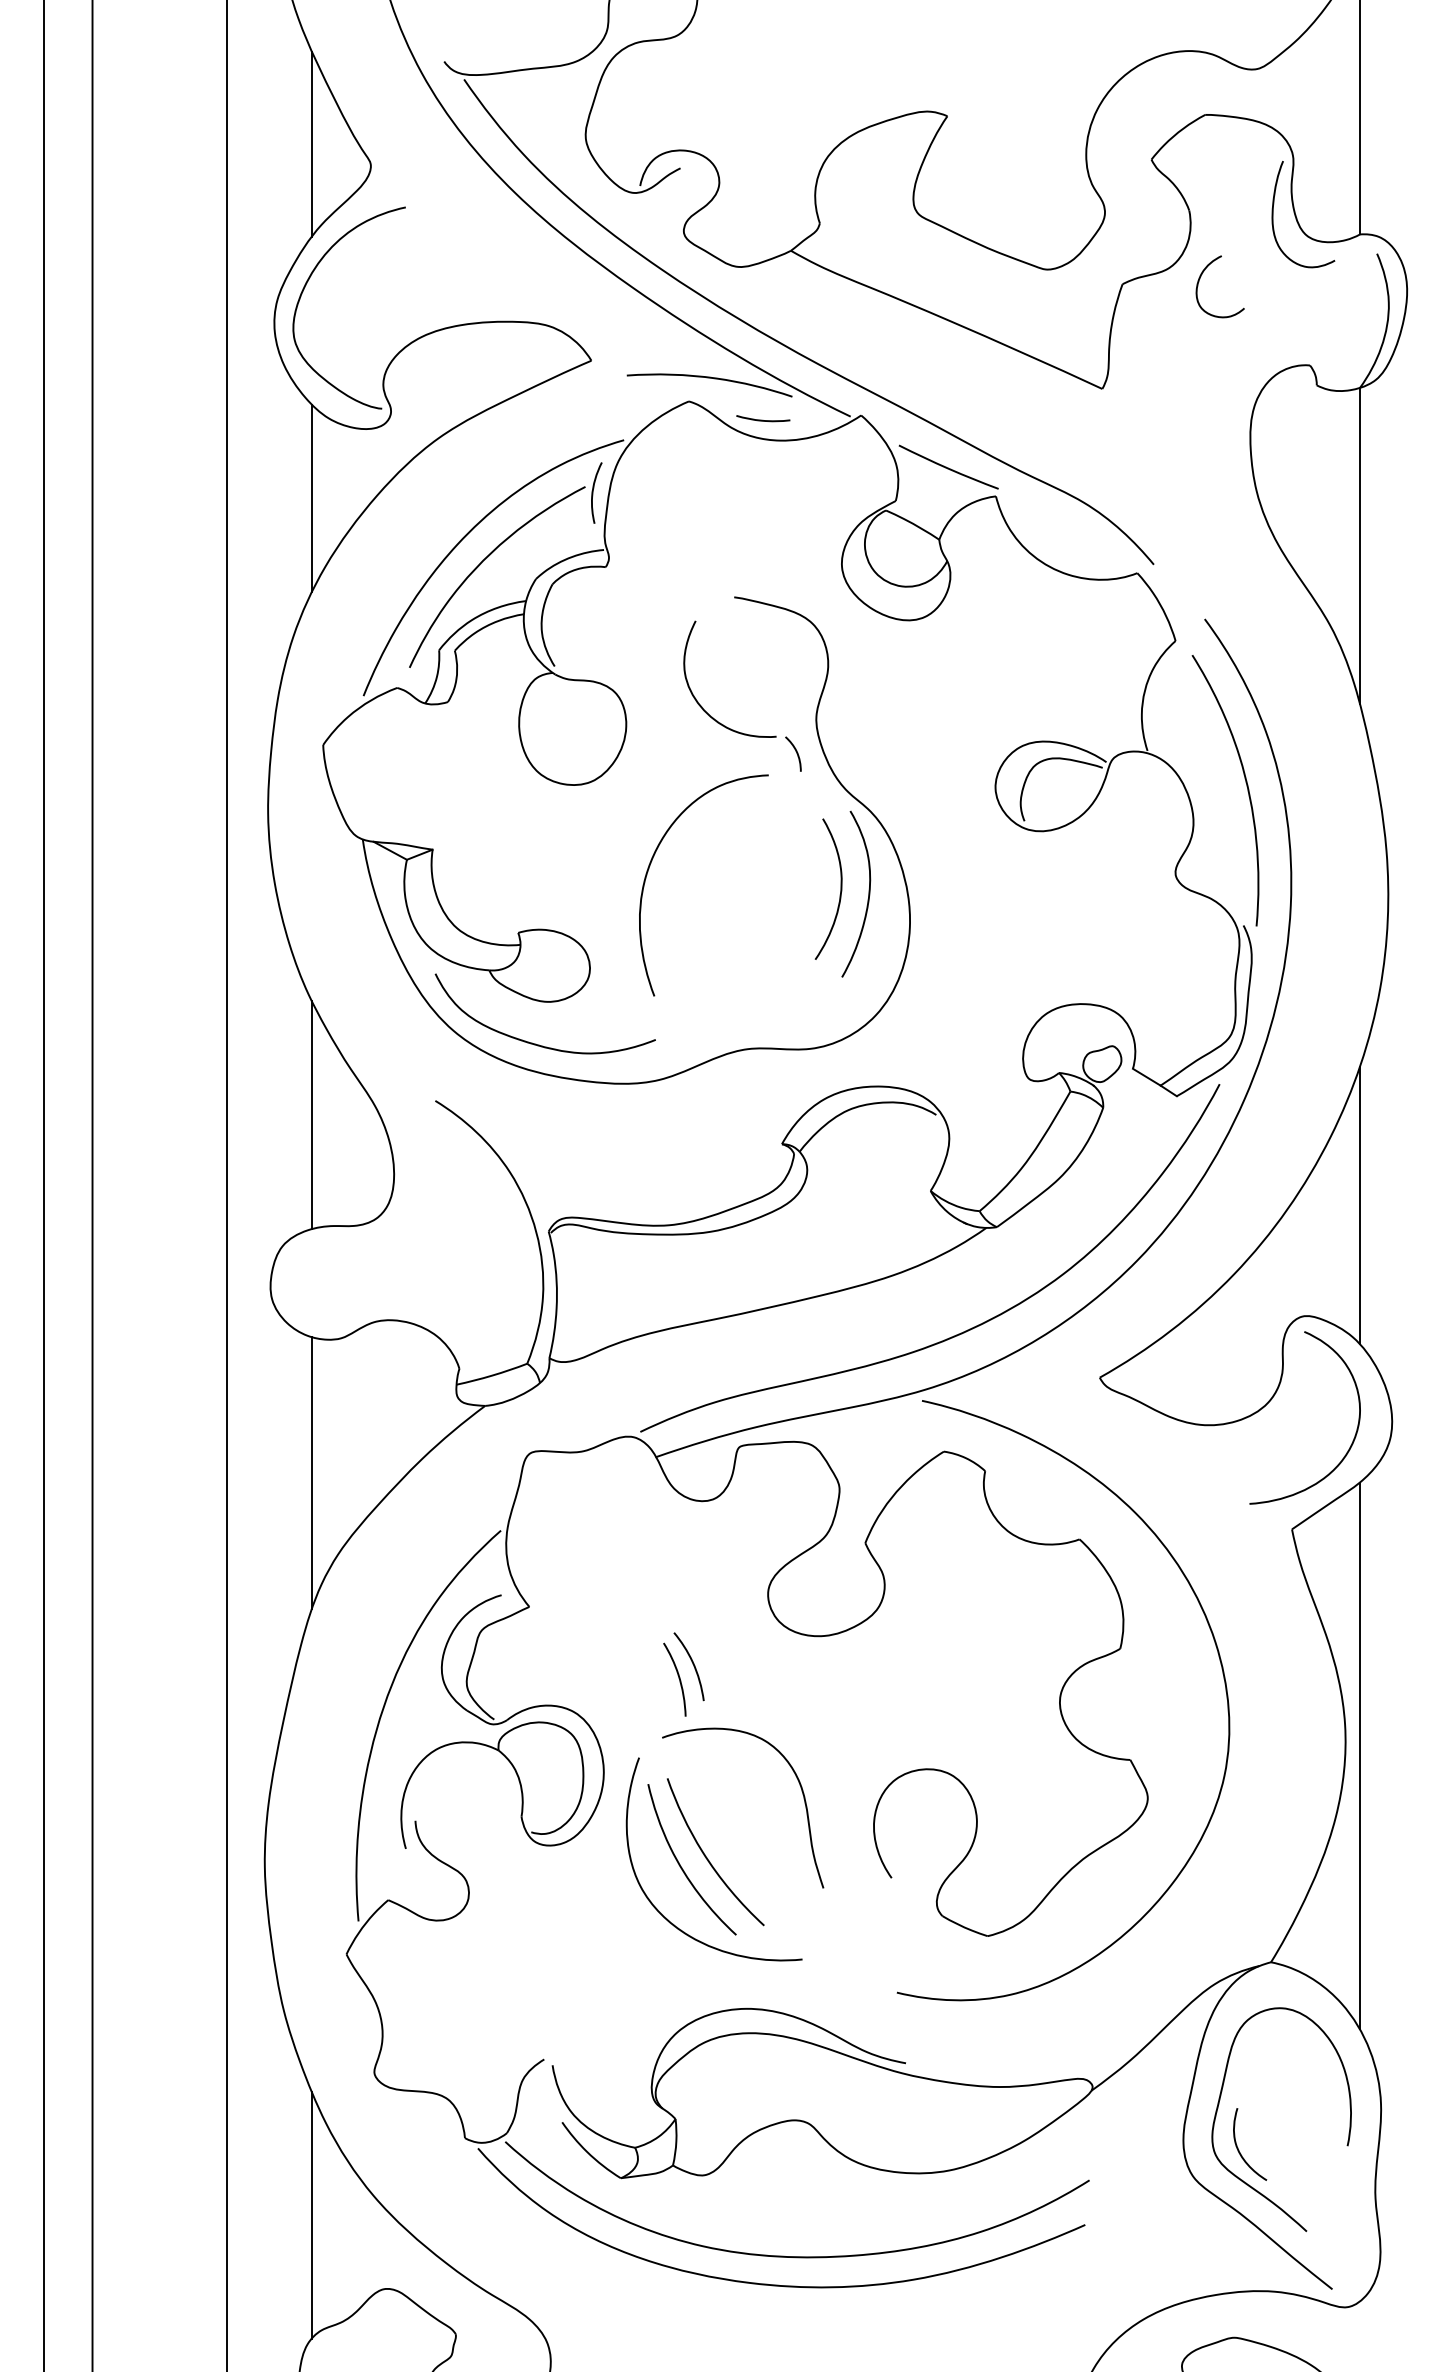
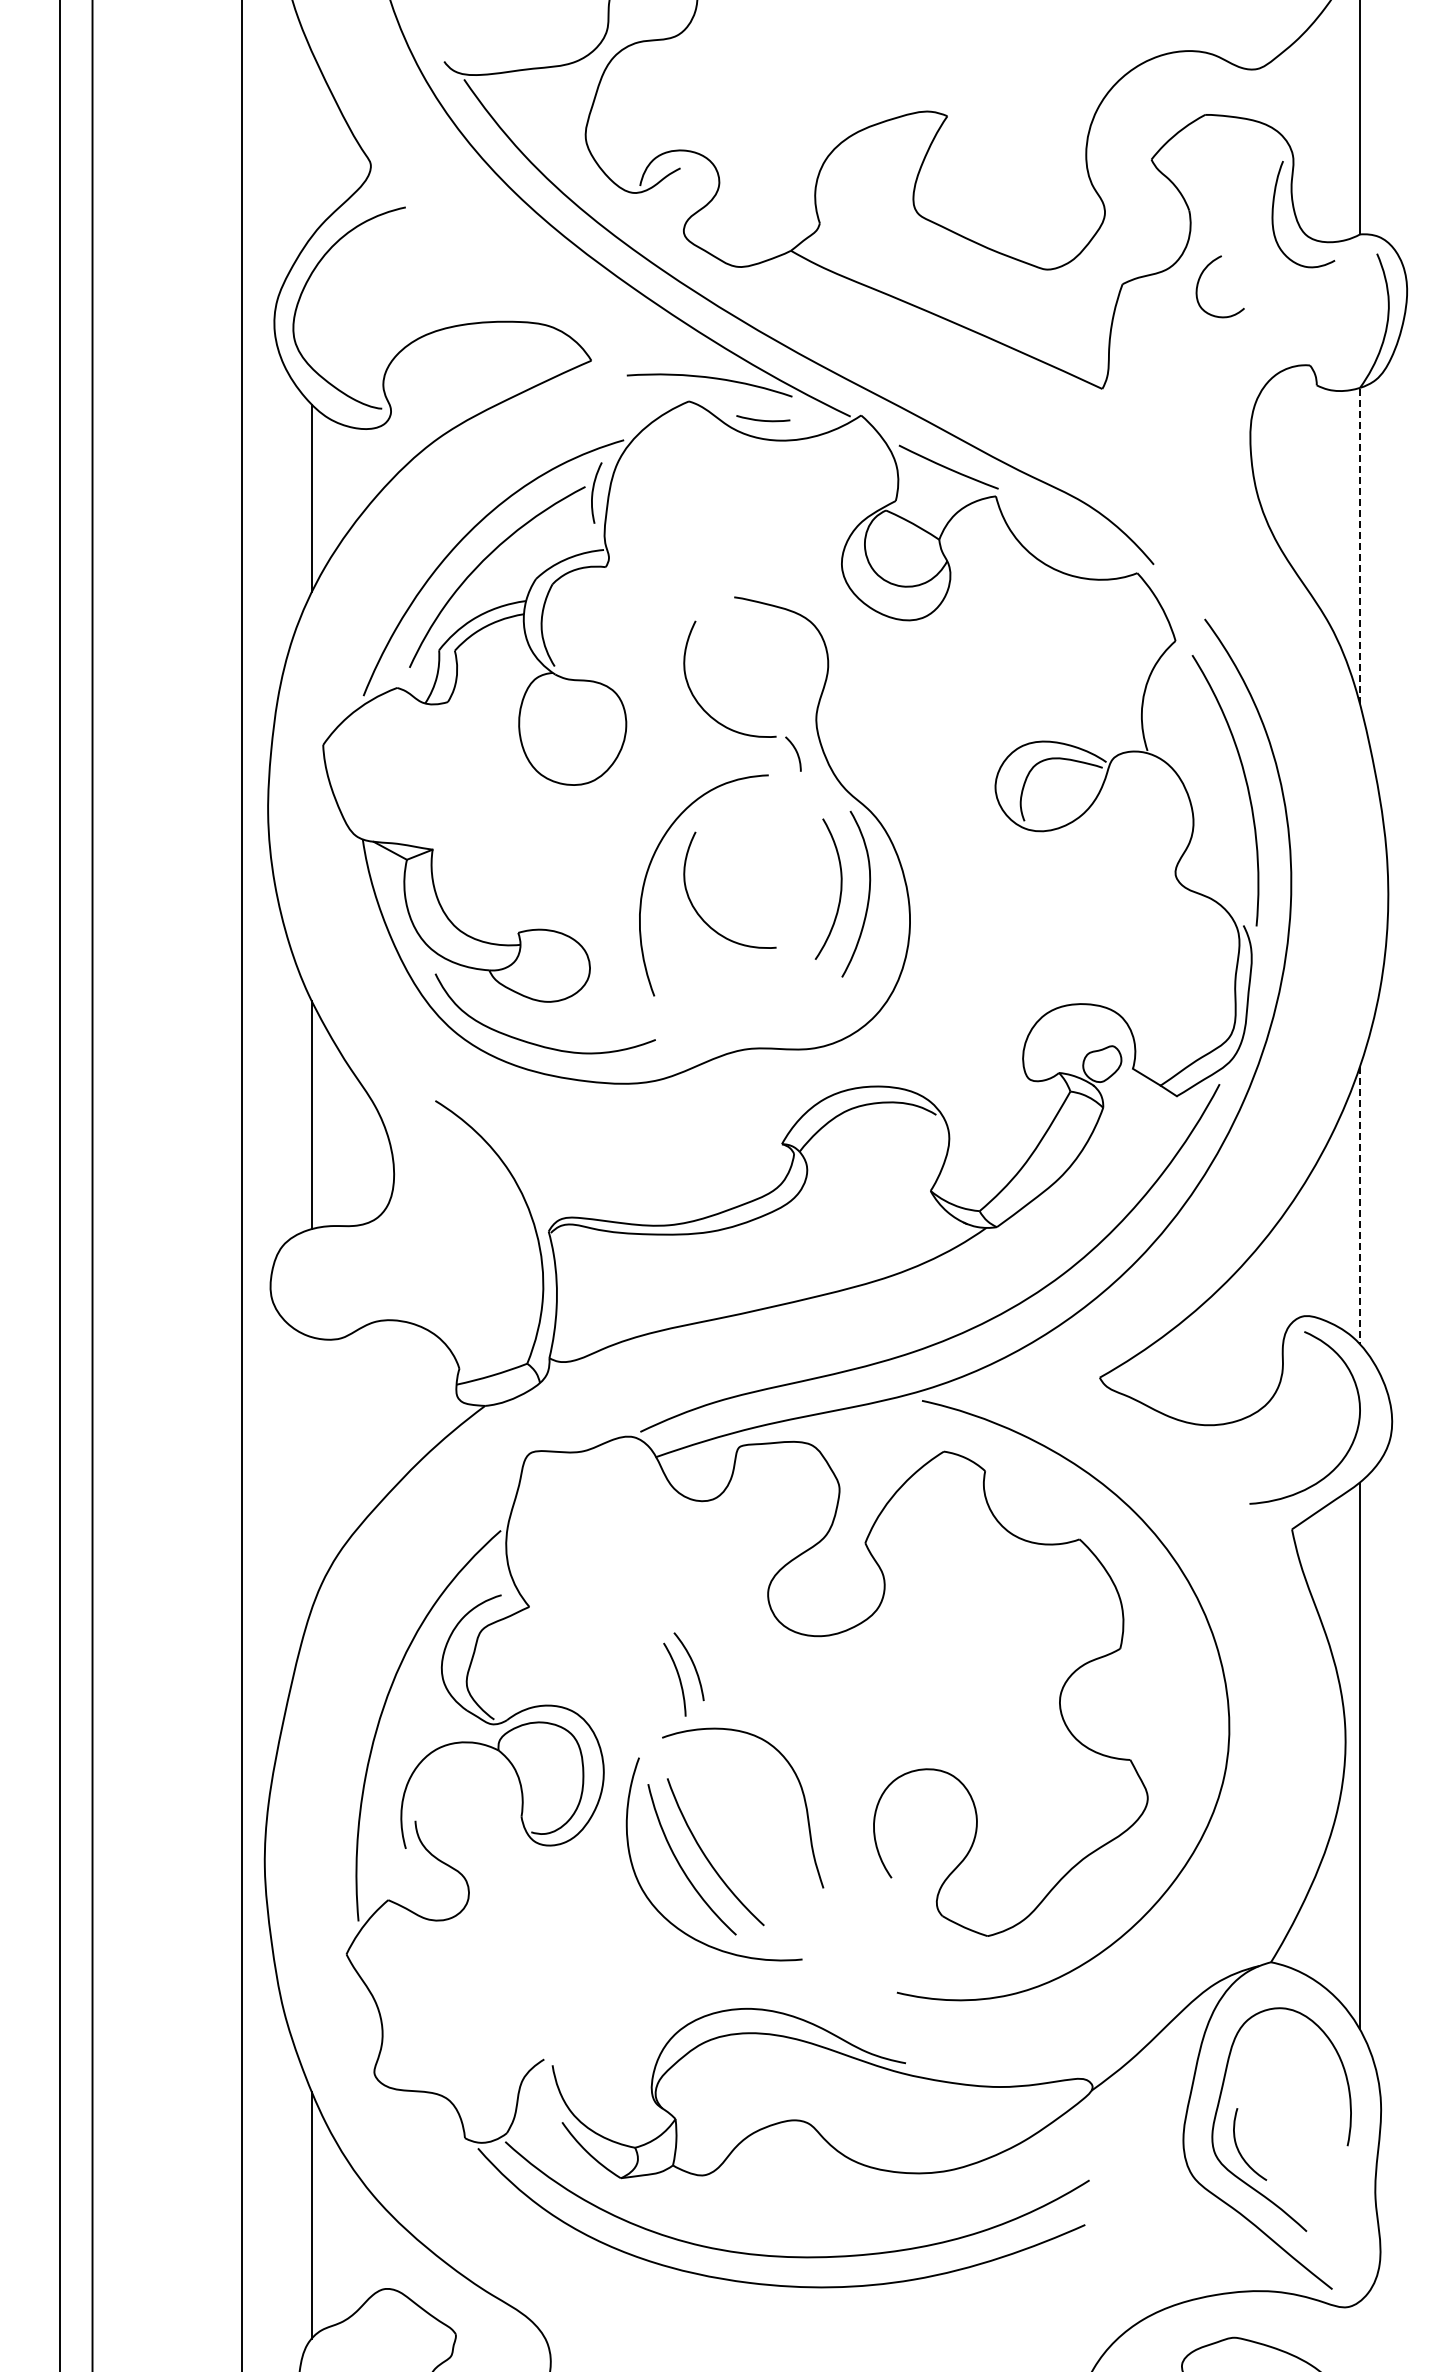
line: present -> none (311, 143)
line: solid -> dashed (1360, 545)
curve: none -> present (696, 909)
line position: (43, 1185) -> (59, 1185) (59, 1185)
line position: (226, 1185) -> (241, 1185) (241, 1185)
line: solid -> dashed (1360, 1205)
line: present -> none (311, 1472)
